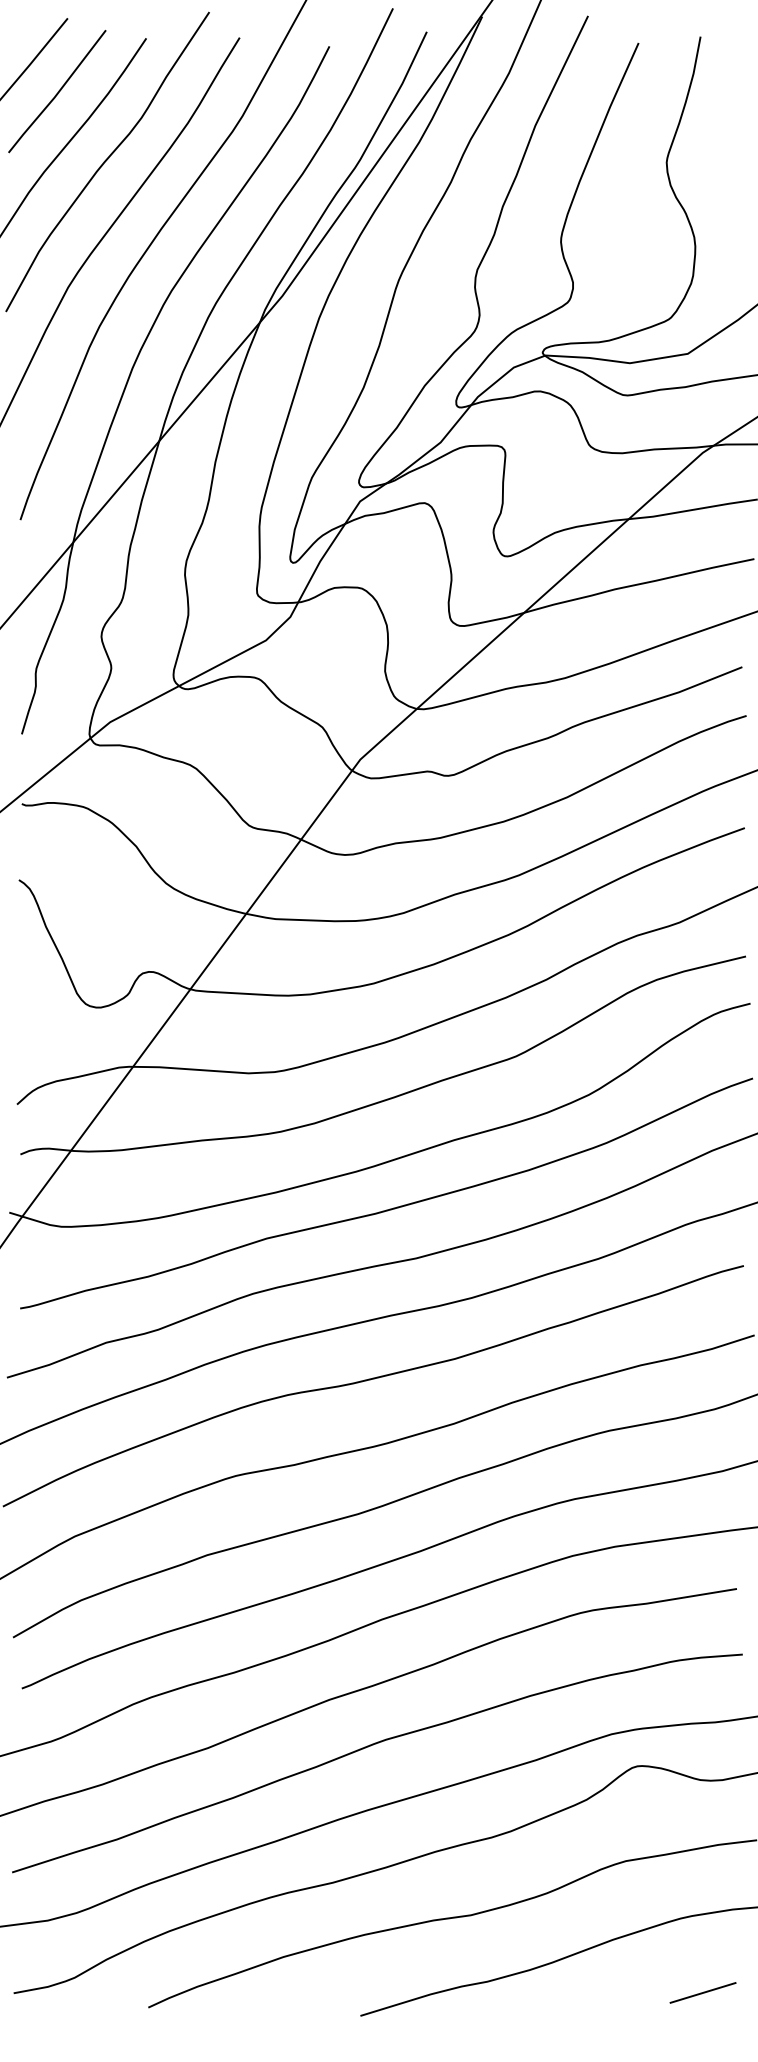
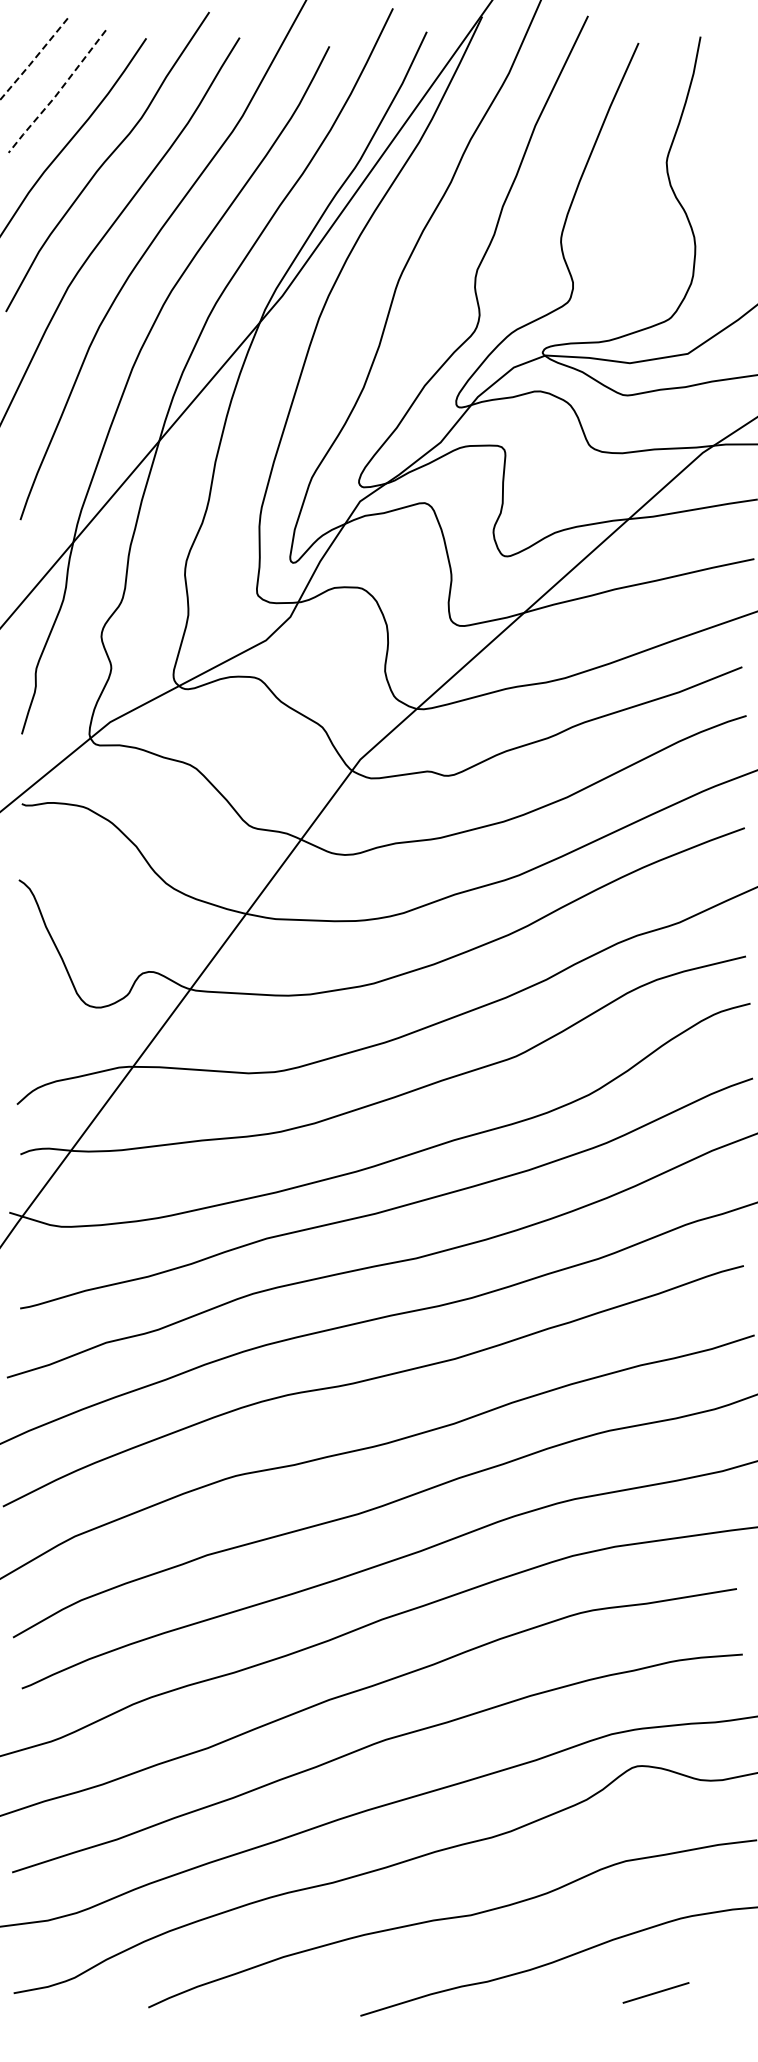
line: solid -> dashed (34, 59)
line: solid -> dashed (57, 93)
line position: (702, 1992) -> (655, 1992) (655, 1992)
